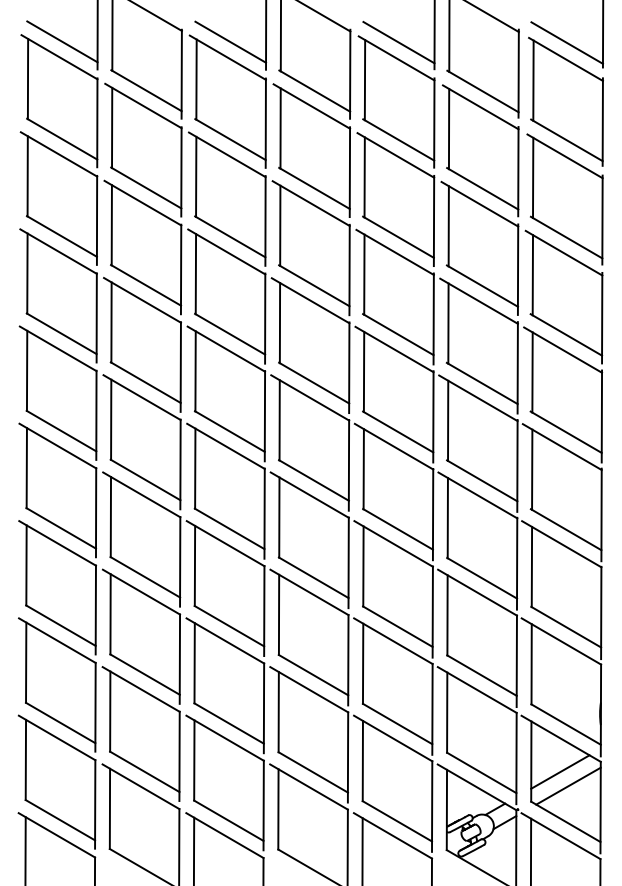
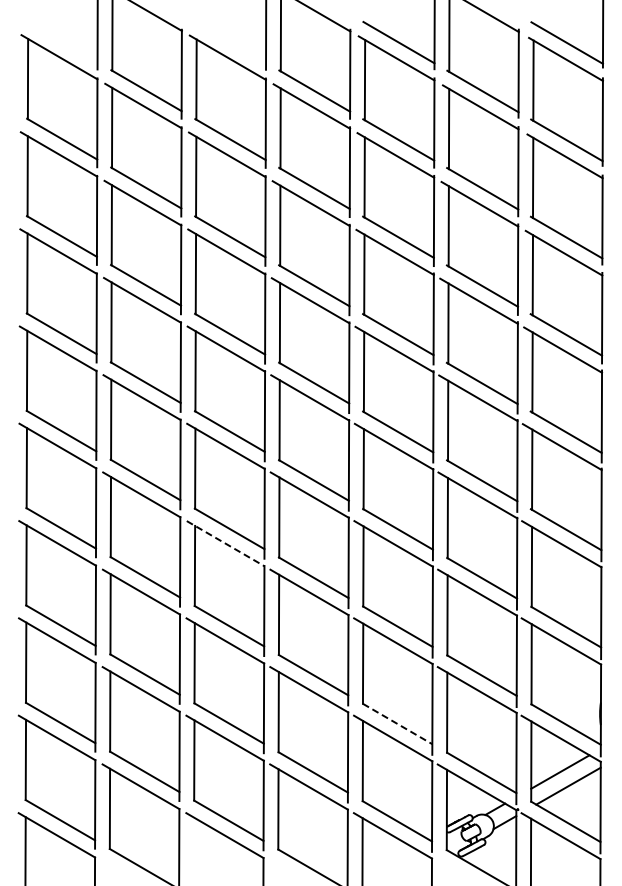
line: present -> none (62, 41)
line: present -> none (230, 41)
line: solid -> dashed (225, 543)
line: solid -> dashed (398, 724)
line: present -> none (193, 849)
